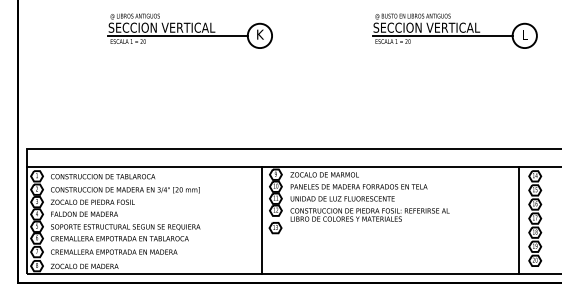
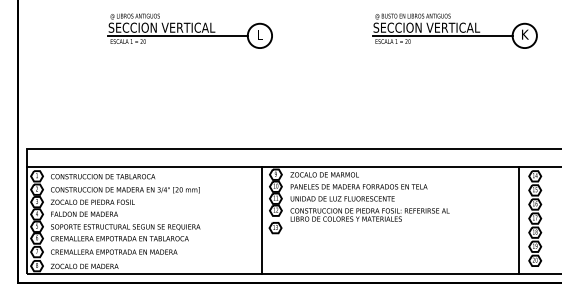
text: K -> L (260, 34)
text: L -> K (525, 34)
